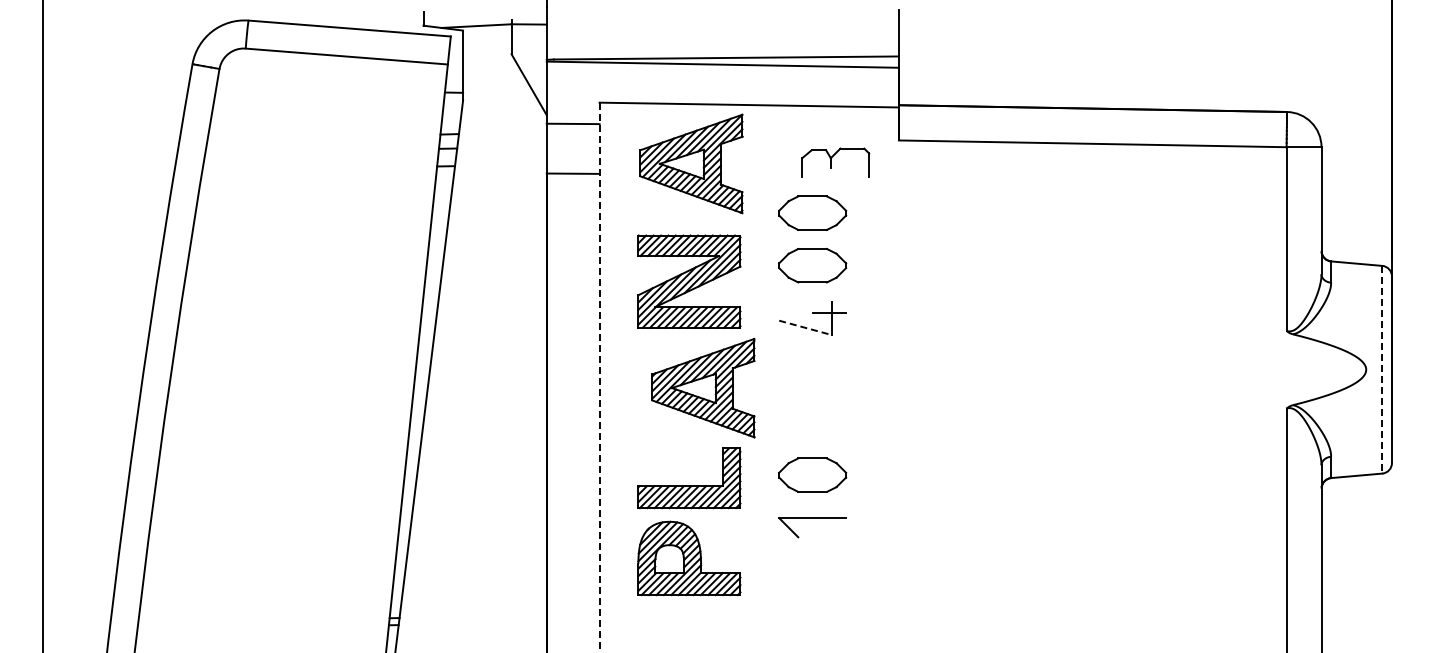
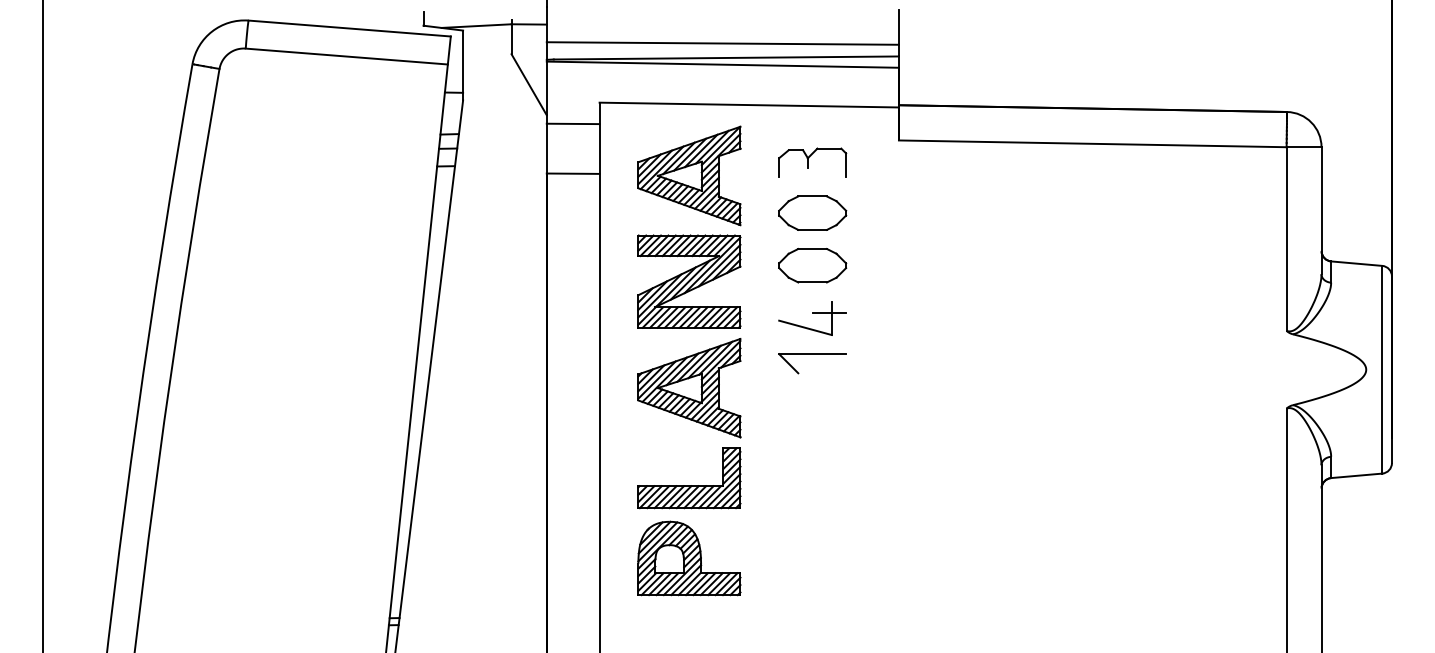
line: none -> present (722, 43)
part position: (835, 162) -> (812, 162) (812, 162)
part position: (691, 163) -> (689, 175) (689, 175)
line: dashed -> solid (805, 327)
line: dashed -> solid (1382, 369)
line: dashed -> solid (599, 377)
part position: (703, 388) -> (689, 388) (689, 388)
part: present -> none (812, 474)
part position: (812, 518) -> (812, 354) (812, 354)
